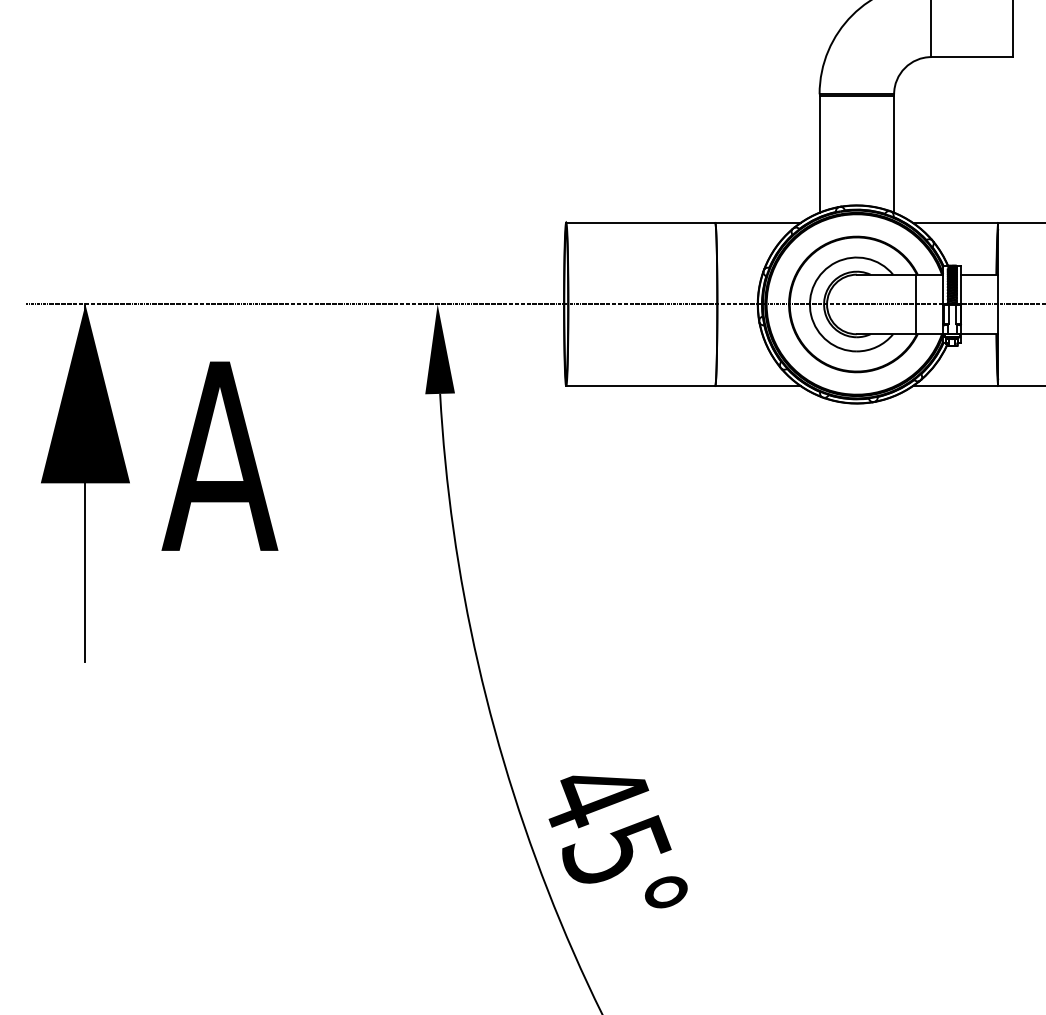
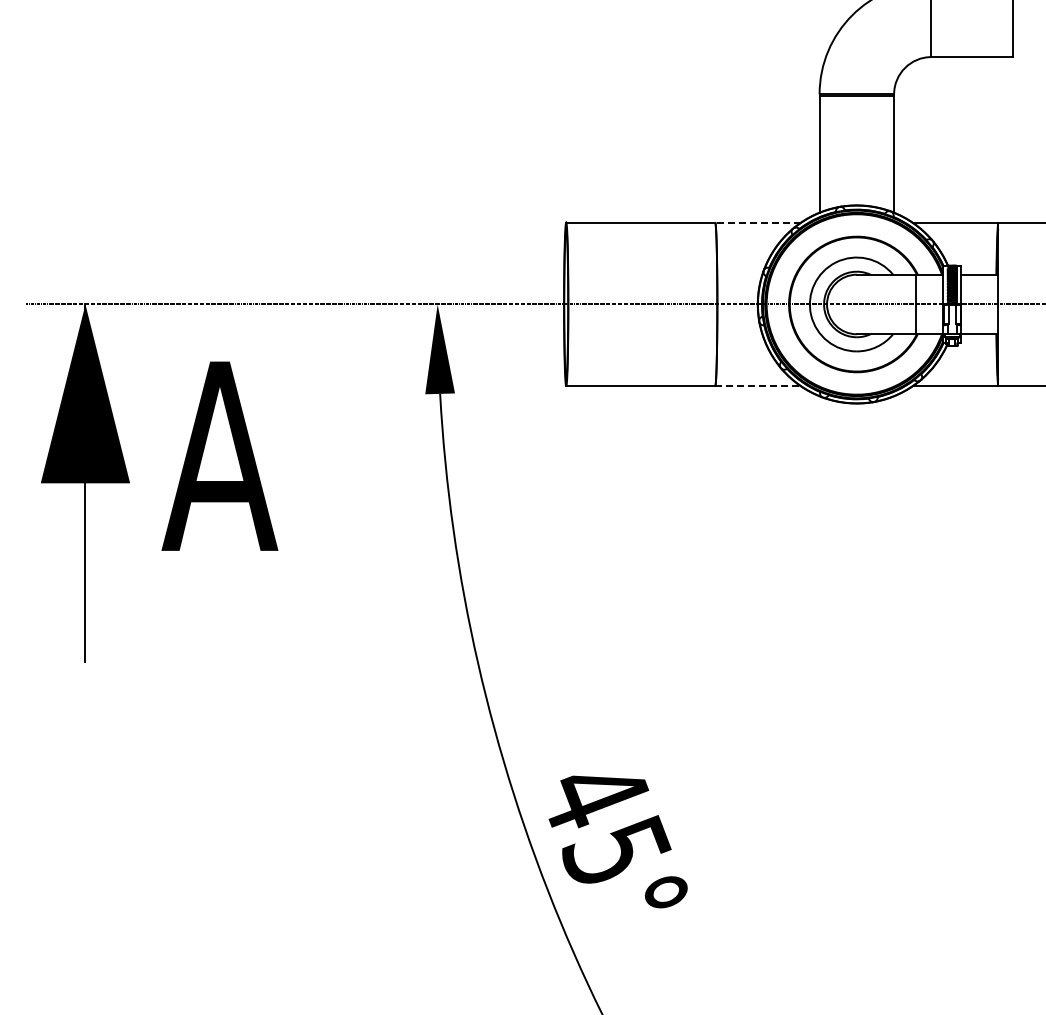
line: solid -> dashed (758, 222)
line: solid -> dashed (758, 386)
